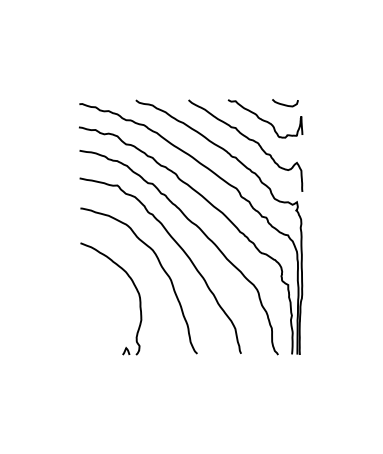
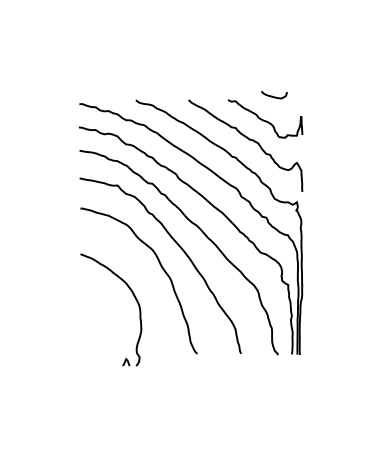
curve position: (285, 104) -> (274, 96) (274, 96)
part position: (134, 287) -> (134, 298) (134, 298)
